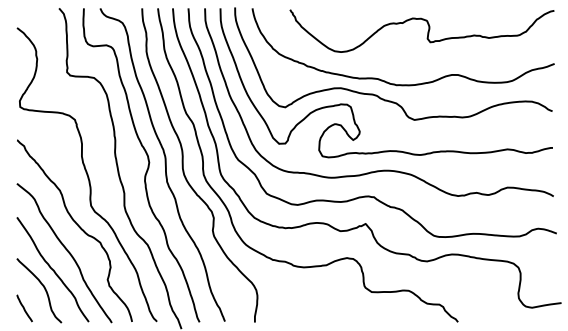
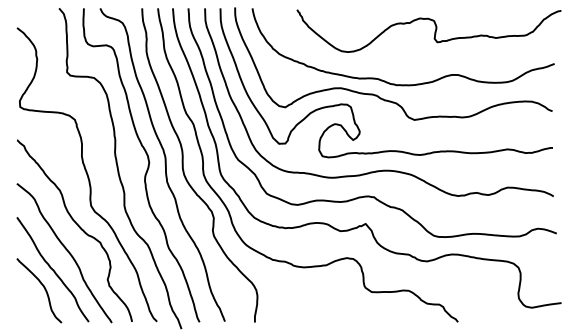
curve position: (427, 31) -> (434, 31) (434, 31)
line: present -> none (24, 308)
